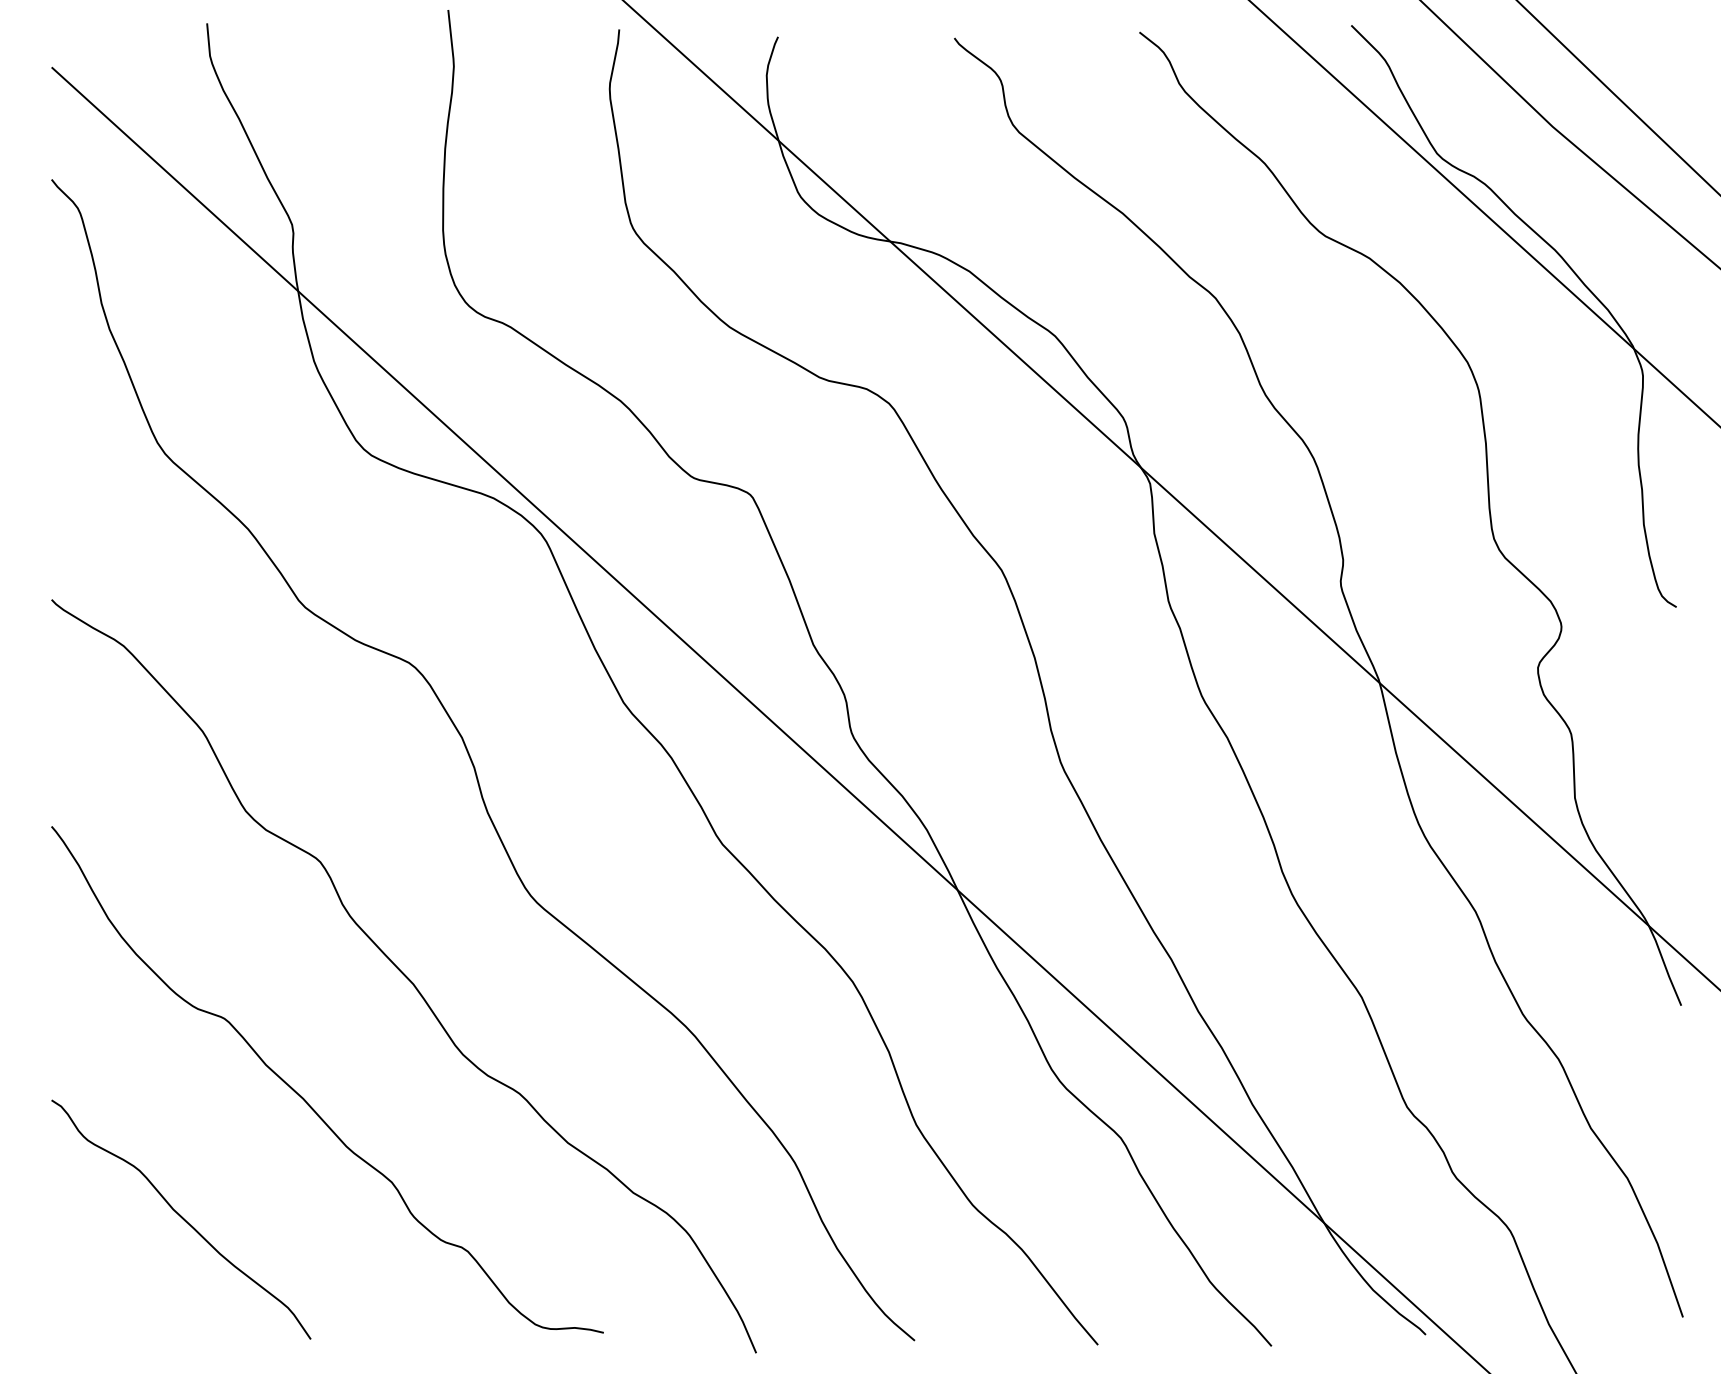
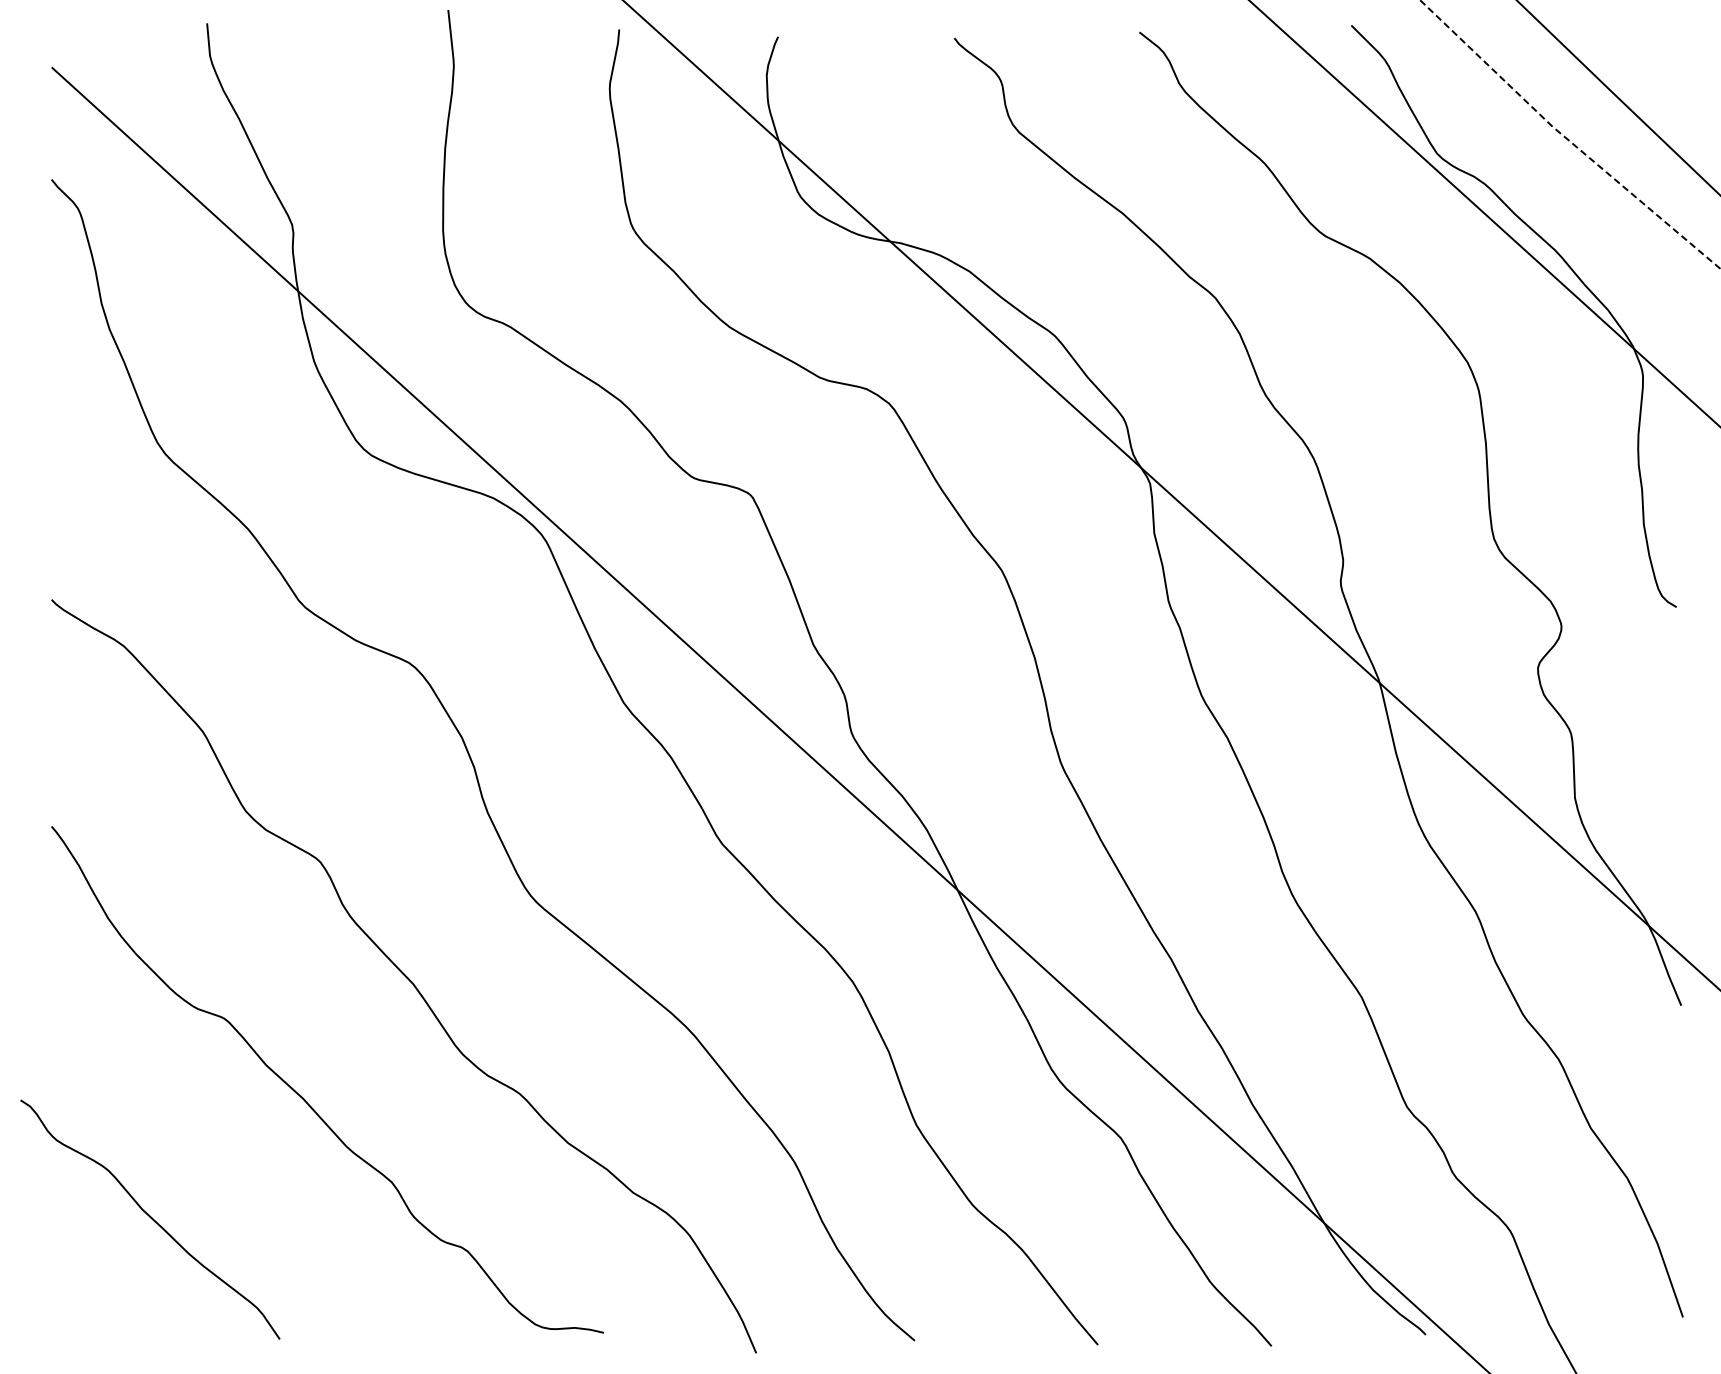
line: solid -> dashed (1565, 137)
curve position: (181, 1218) -> (150, 1218) (150, 1218)
